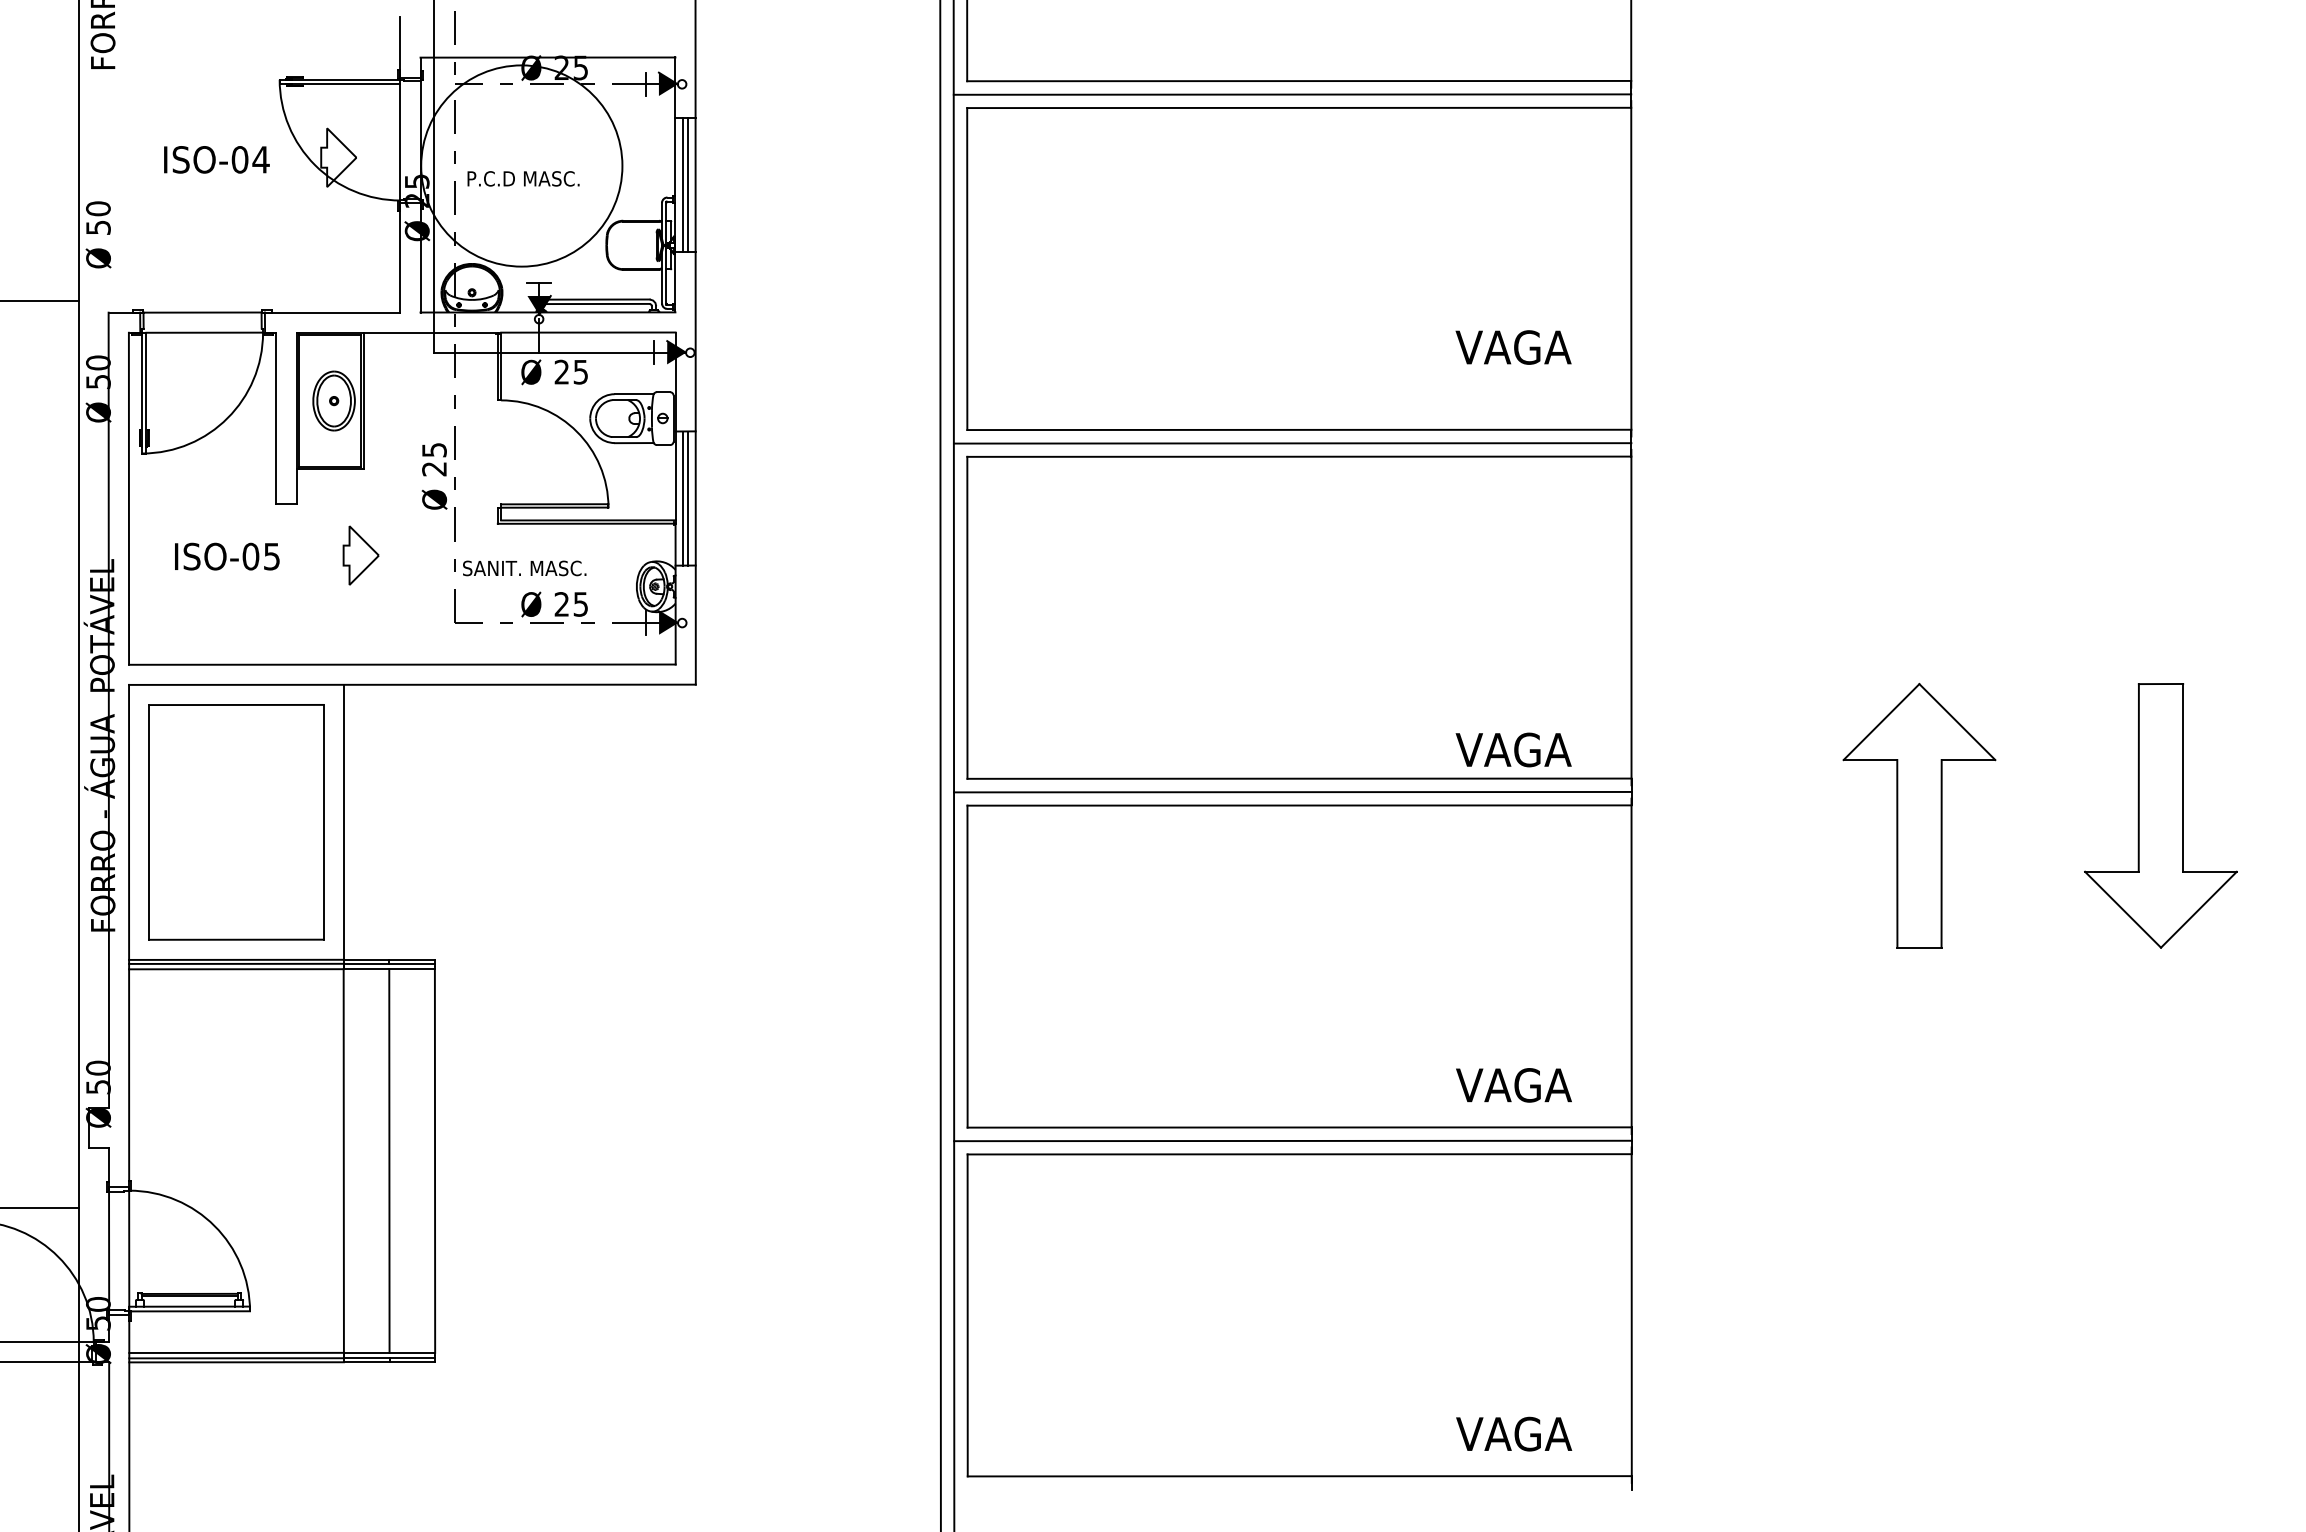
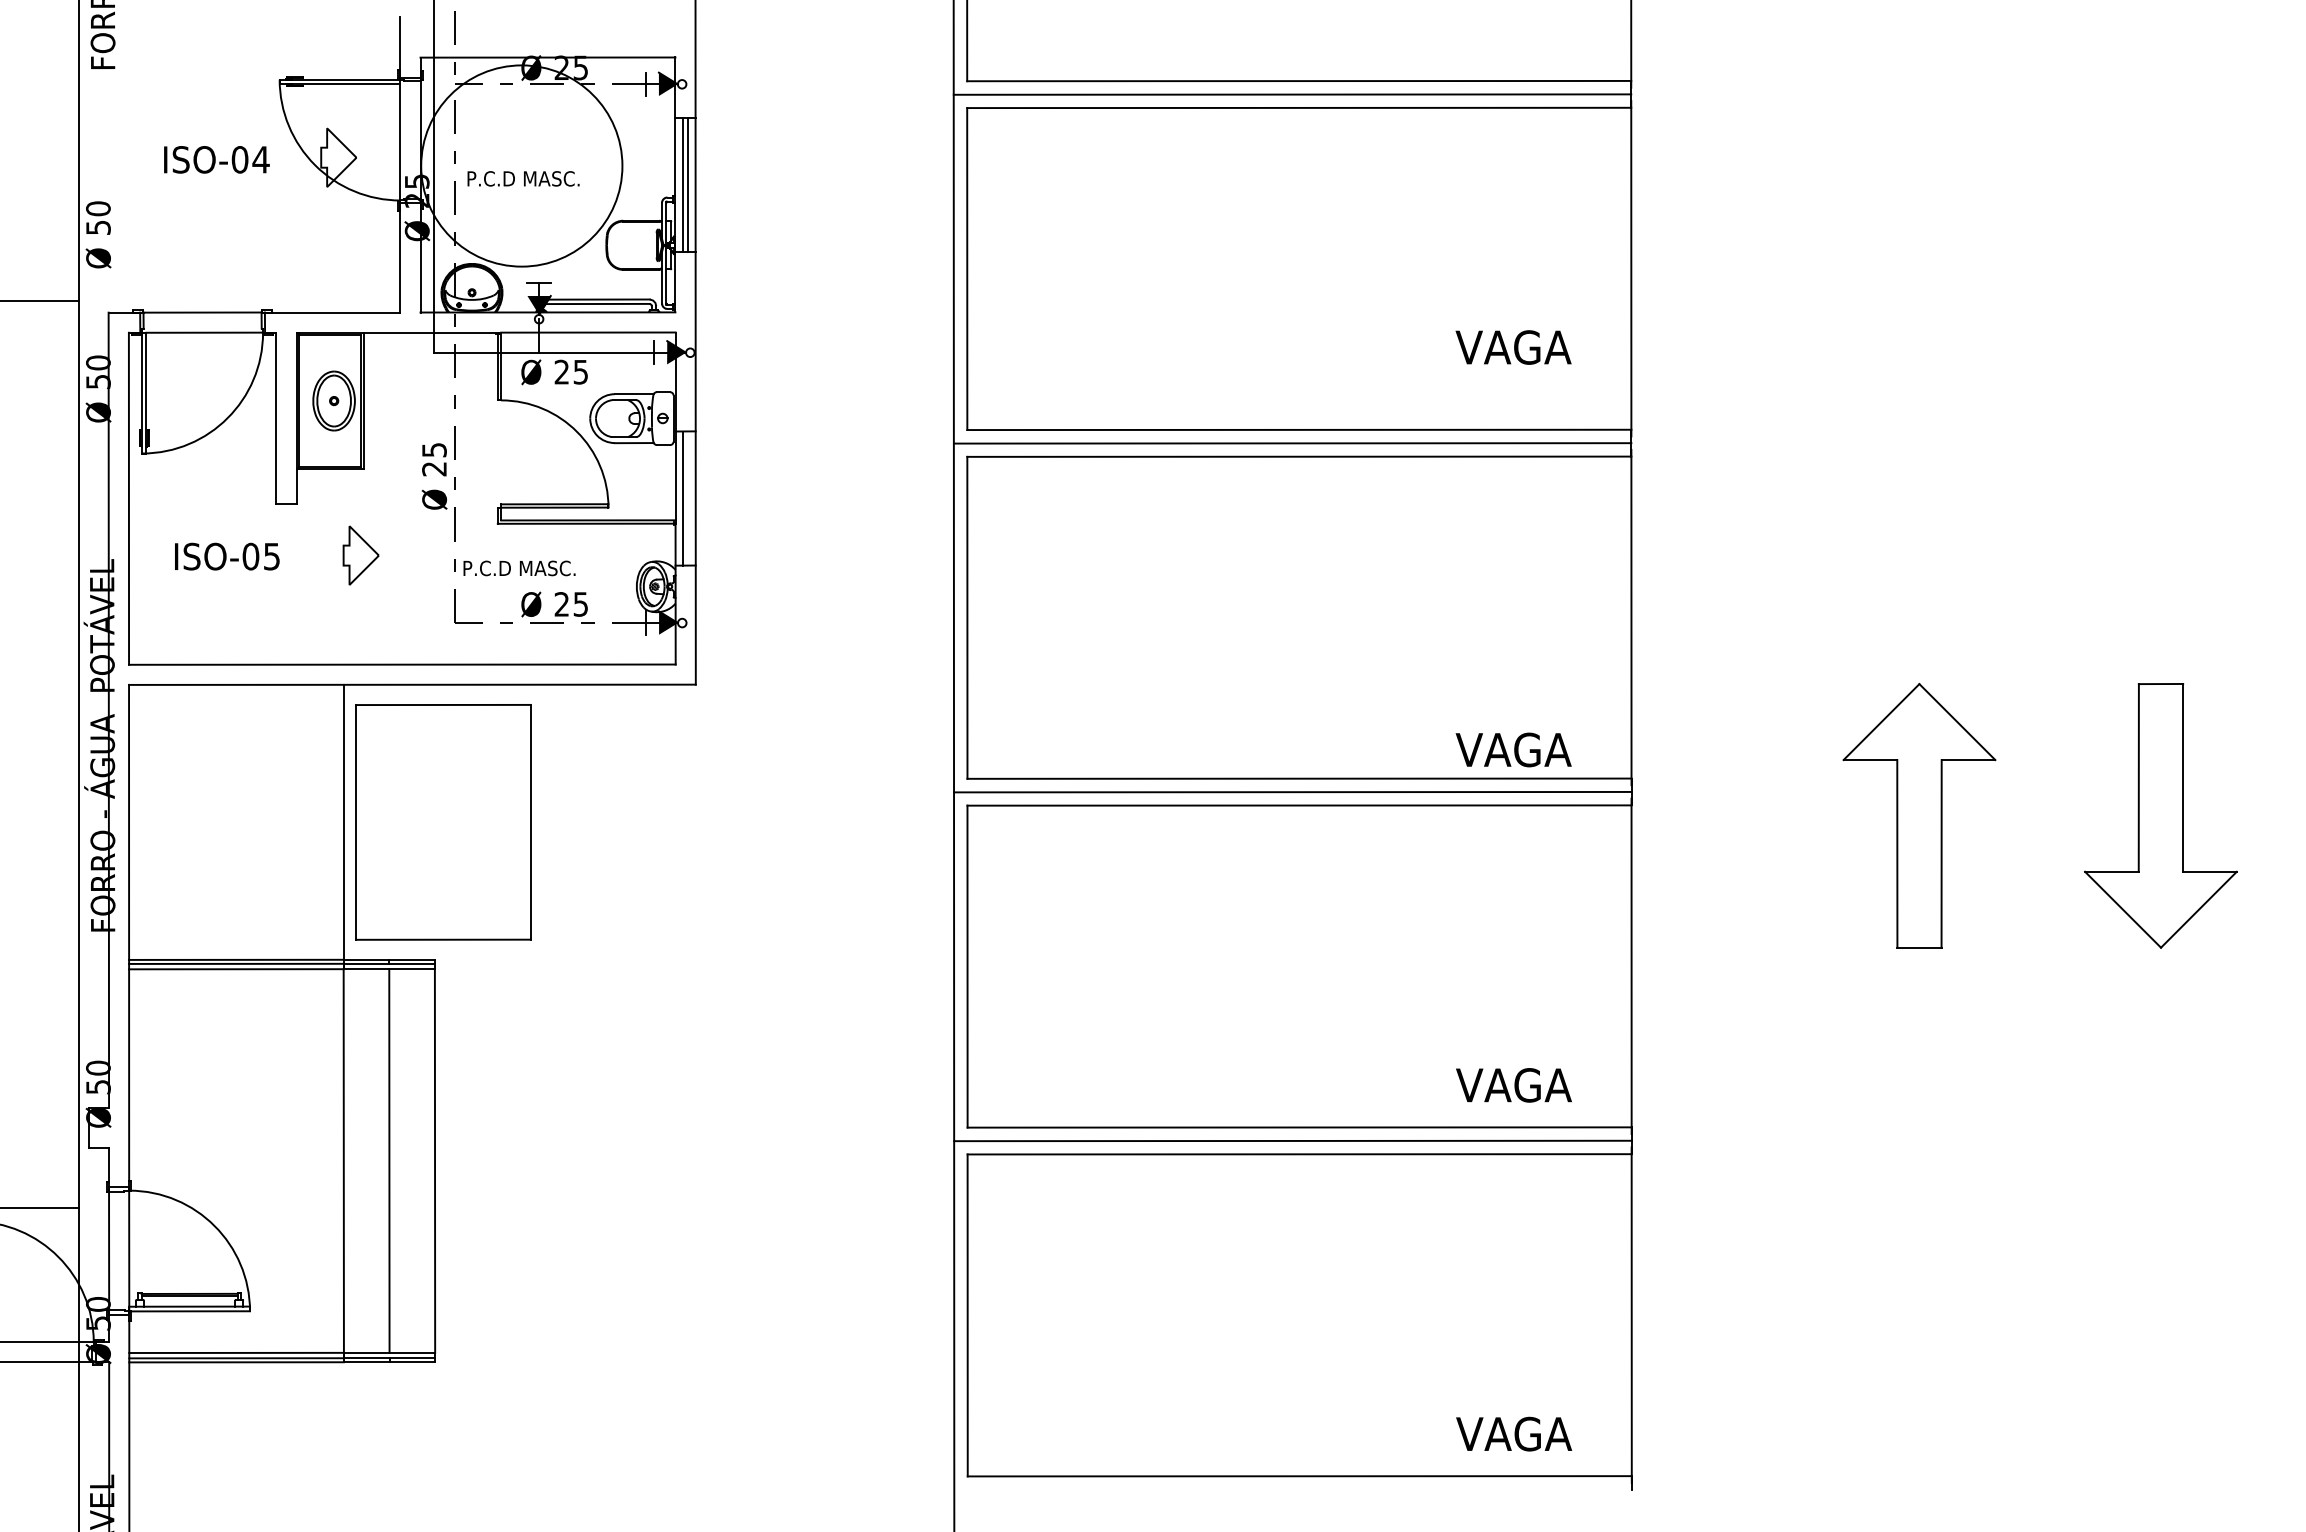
line: present -> none (688, 498)
text: SANIT. MASC. -> P.C.D MASC. (524, 568)
line: present -> none (940, 765)
part position: (236, 822) -> (443, 822) (443, 822)
